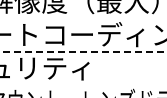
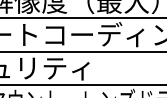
line: none -> present (82, 18)
line: dashed -> solid (83, 51)
line: none -> present (82, 85)
